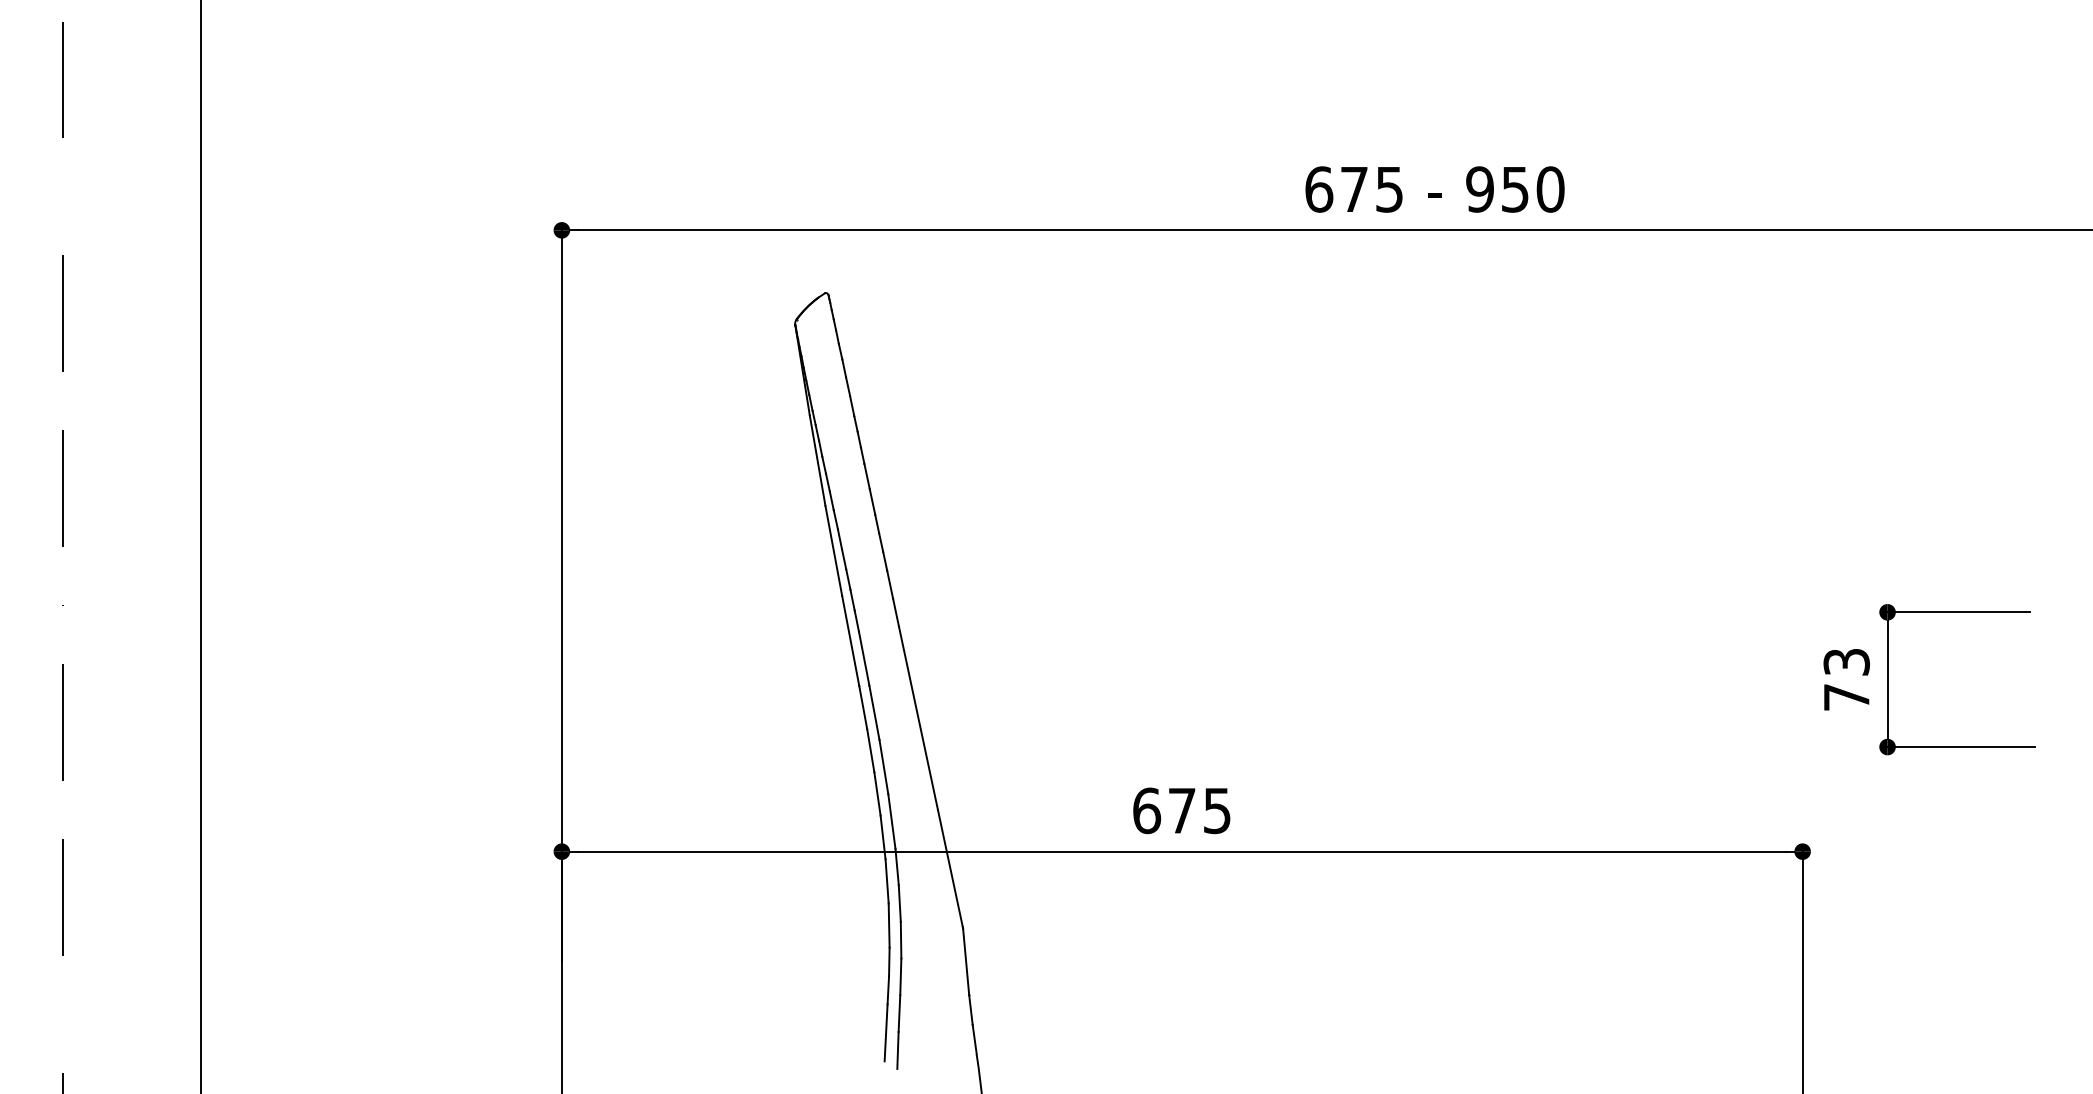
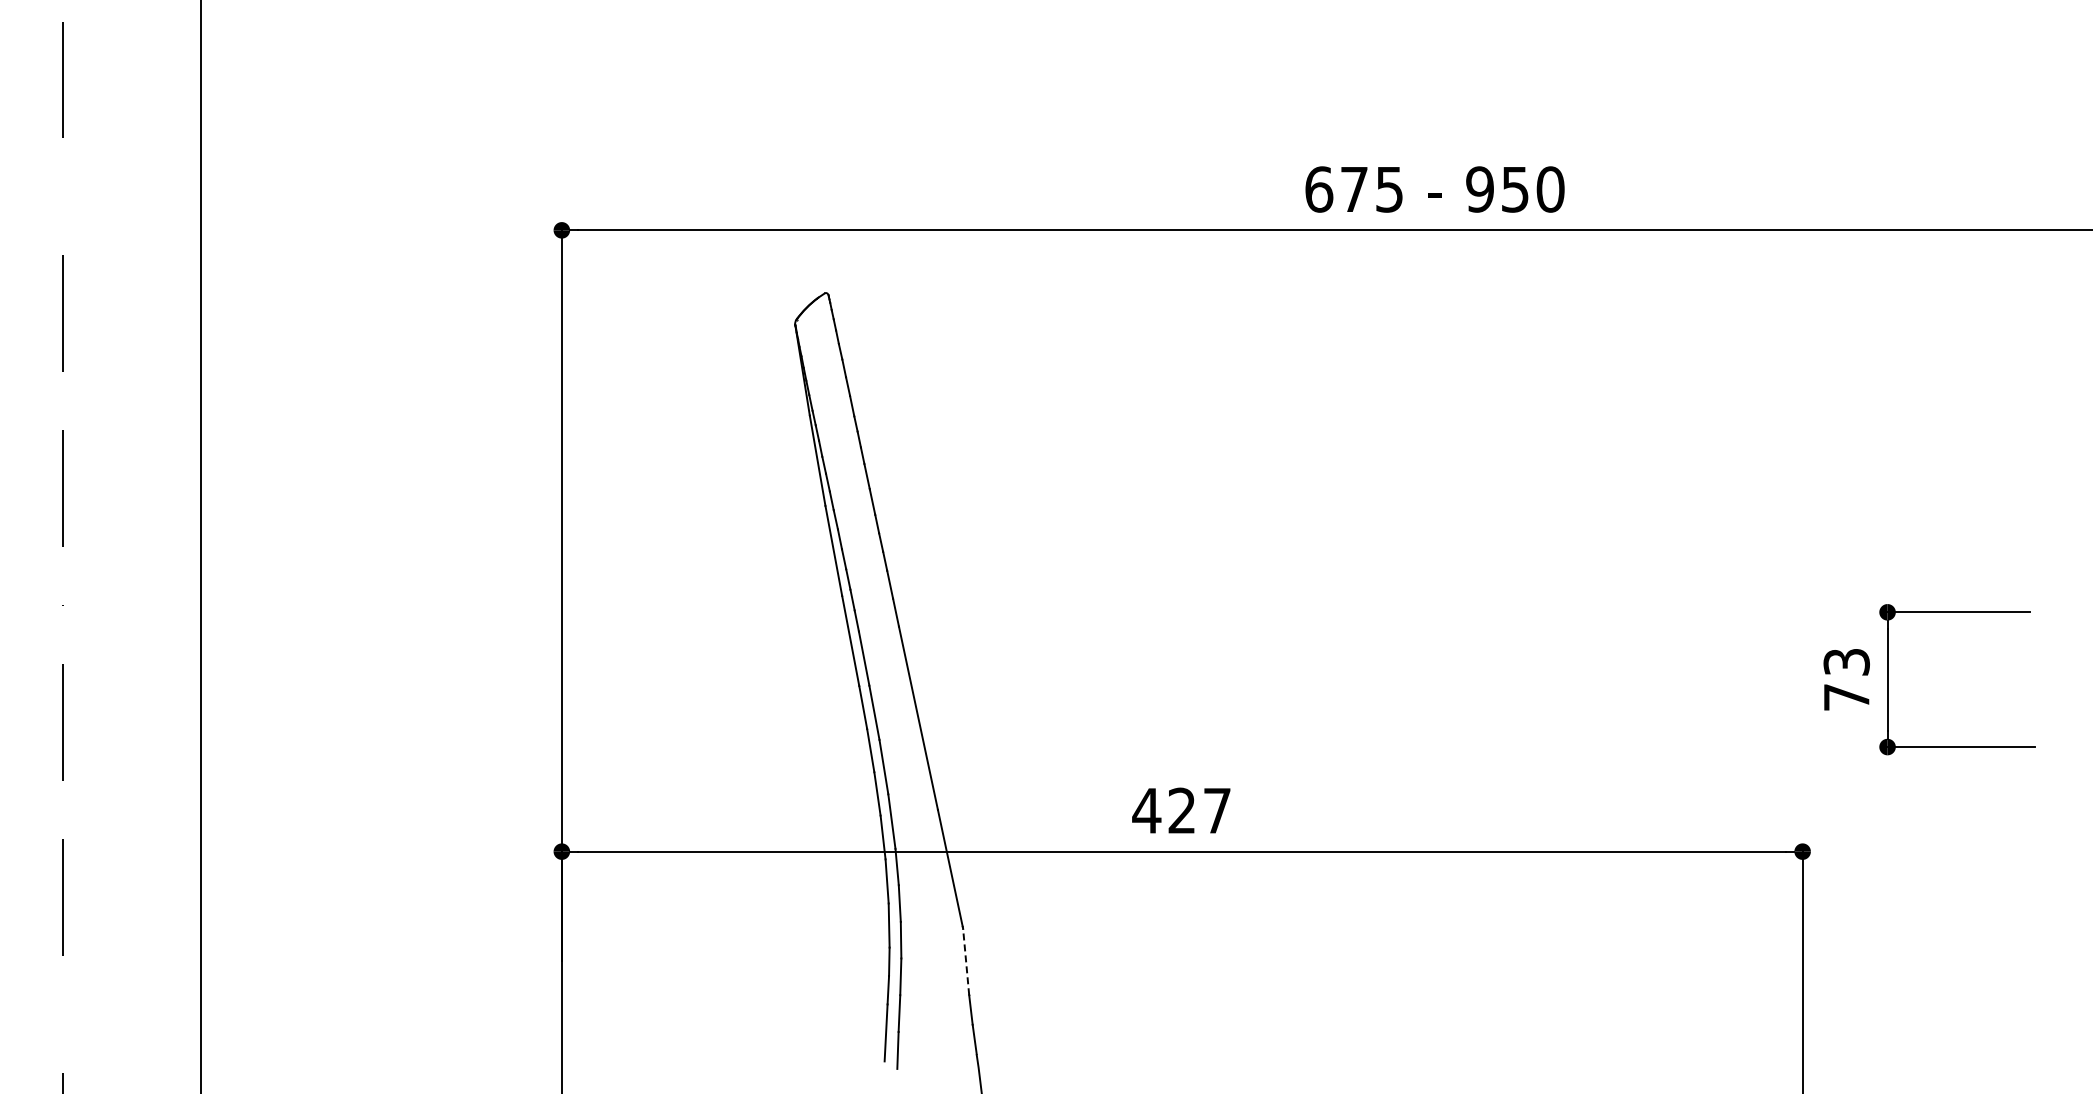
text: 675 -> 427 (1181, 810)
line: solid -> dashed (966, 961)
